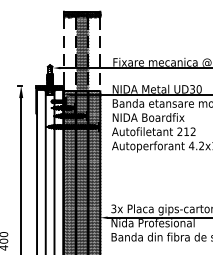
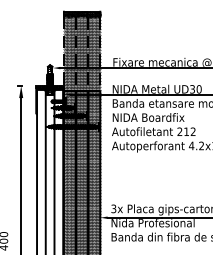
hatch: none -> present (69, 54)
hatch: none -> present (94, 54)
